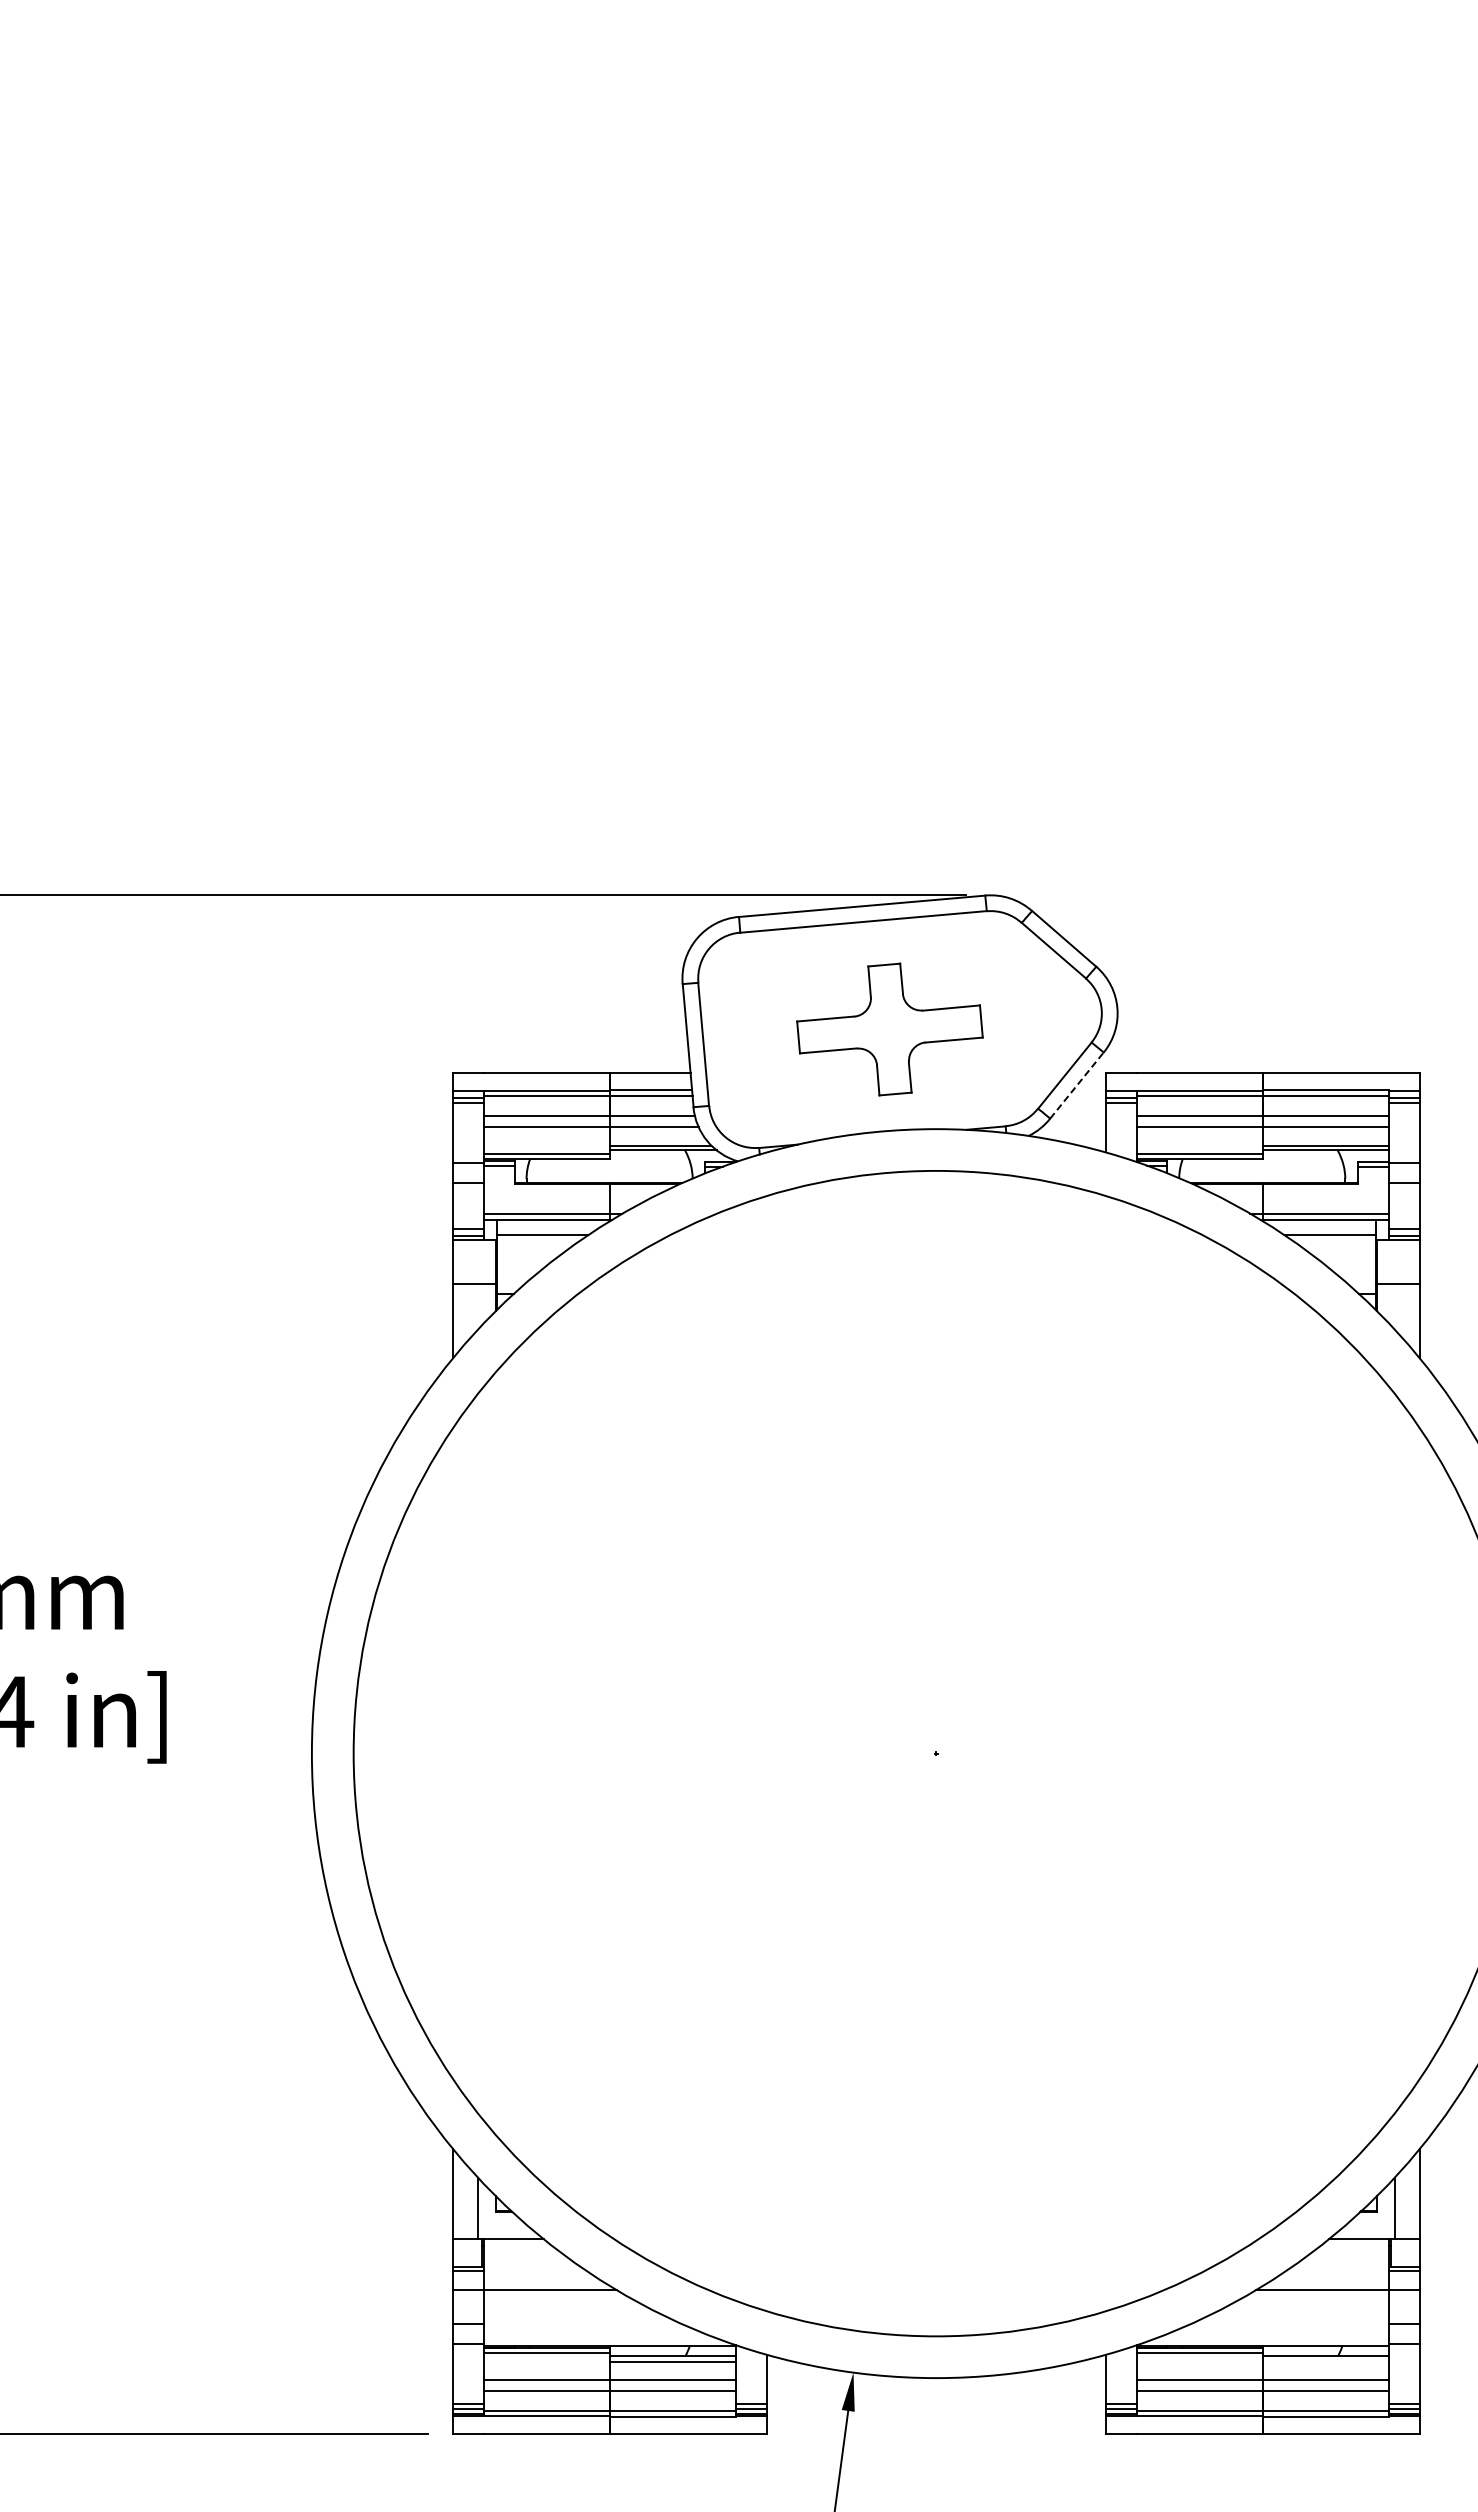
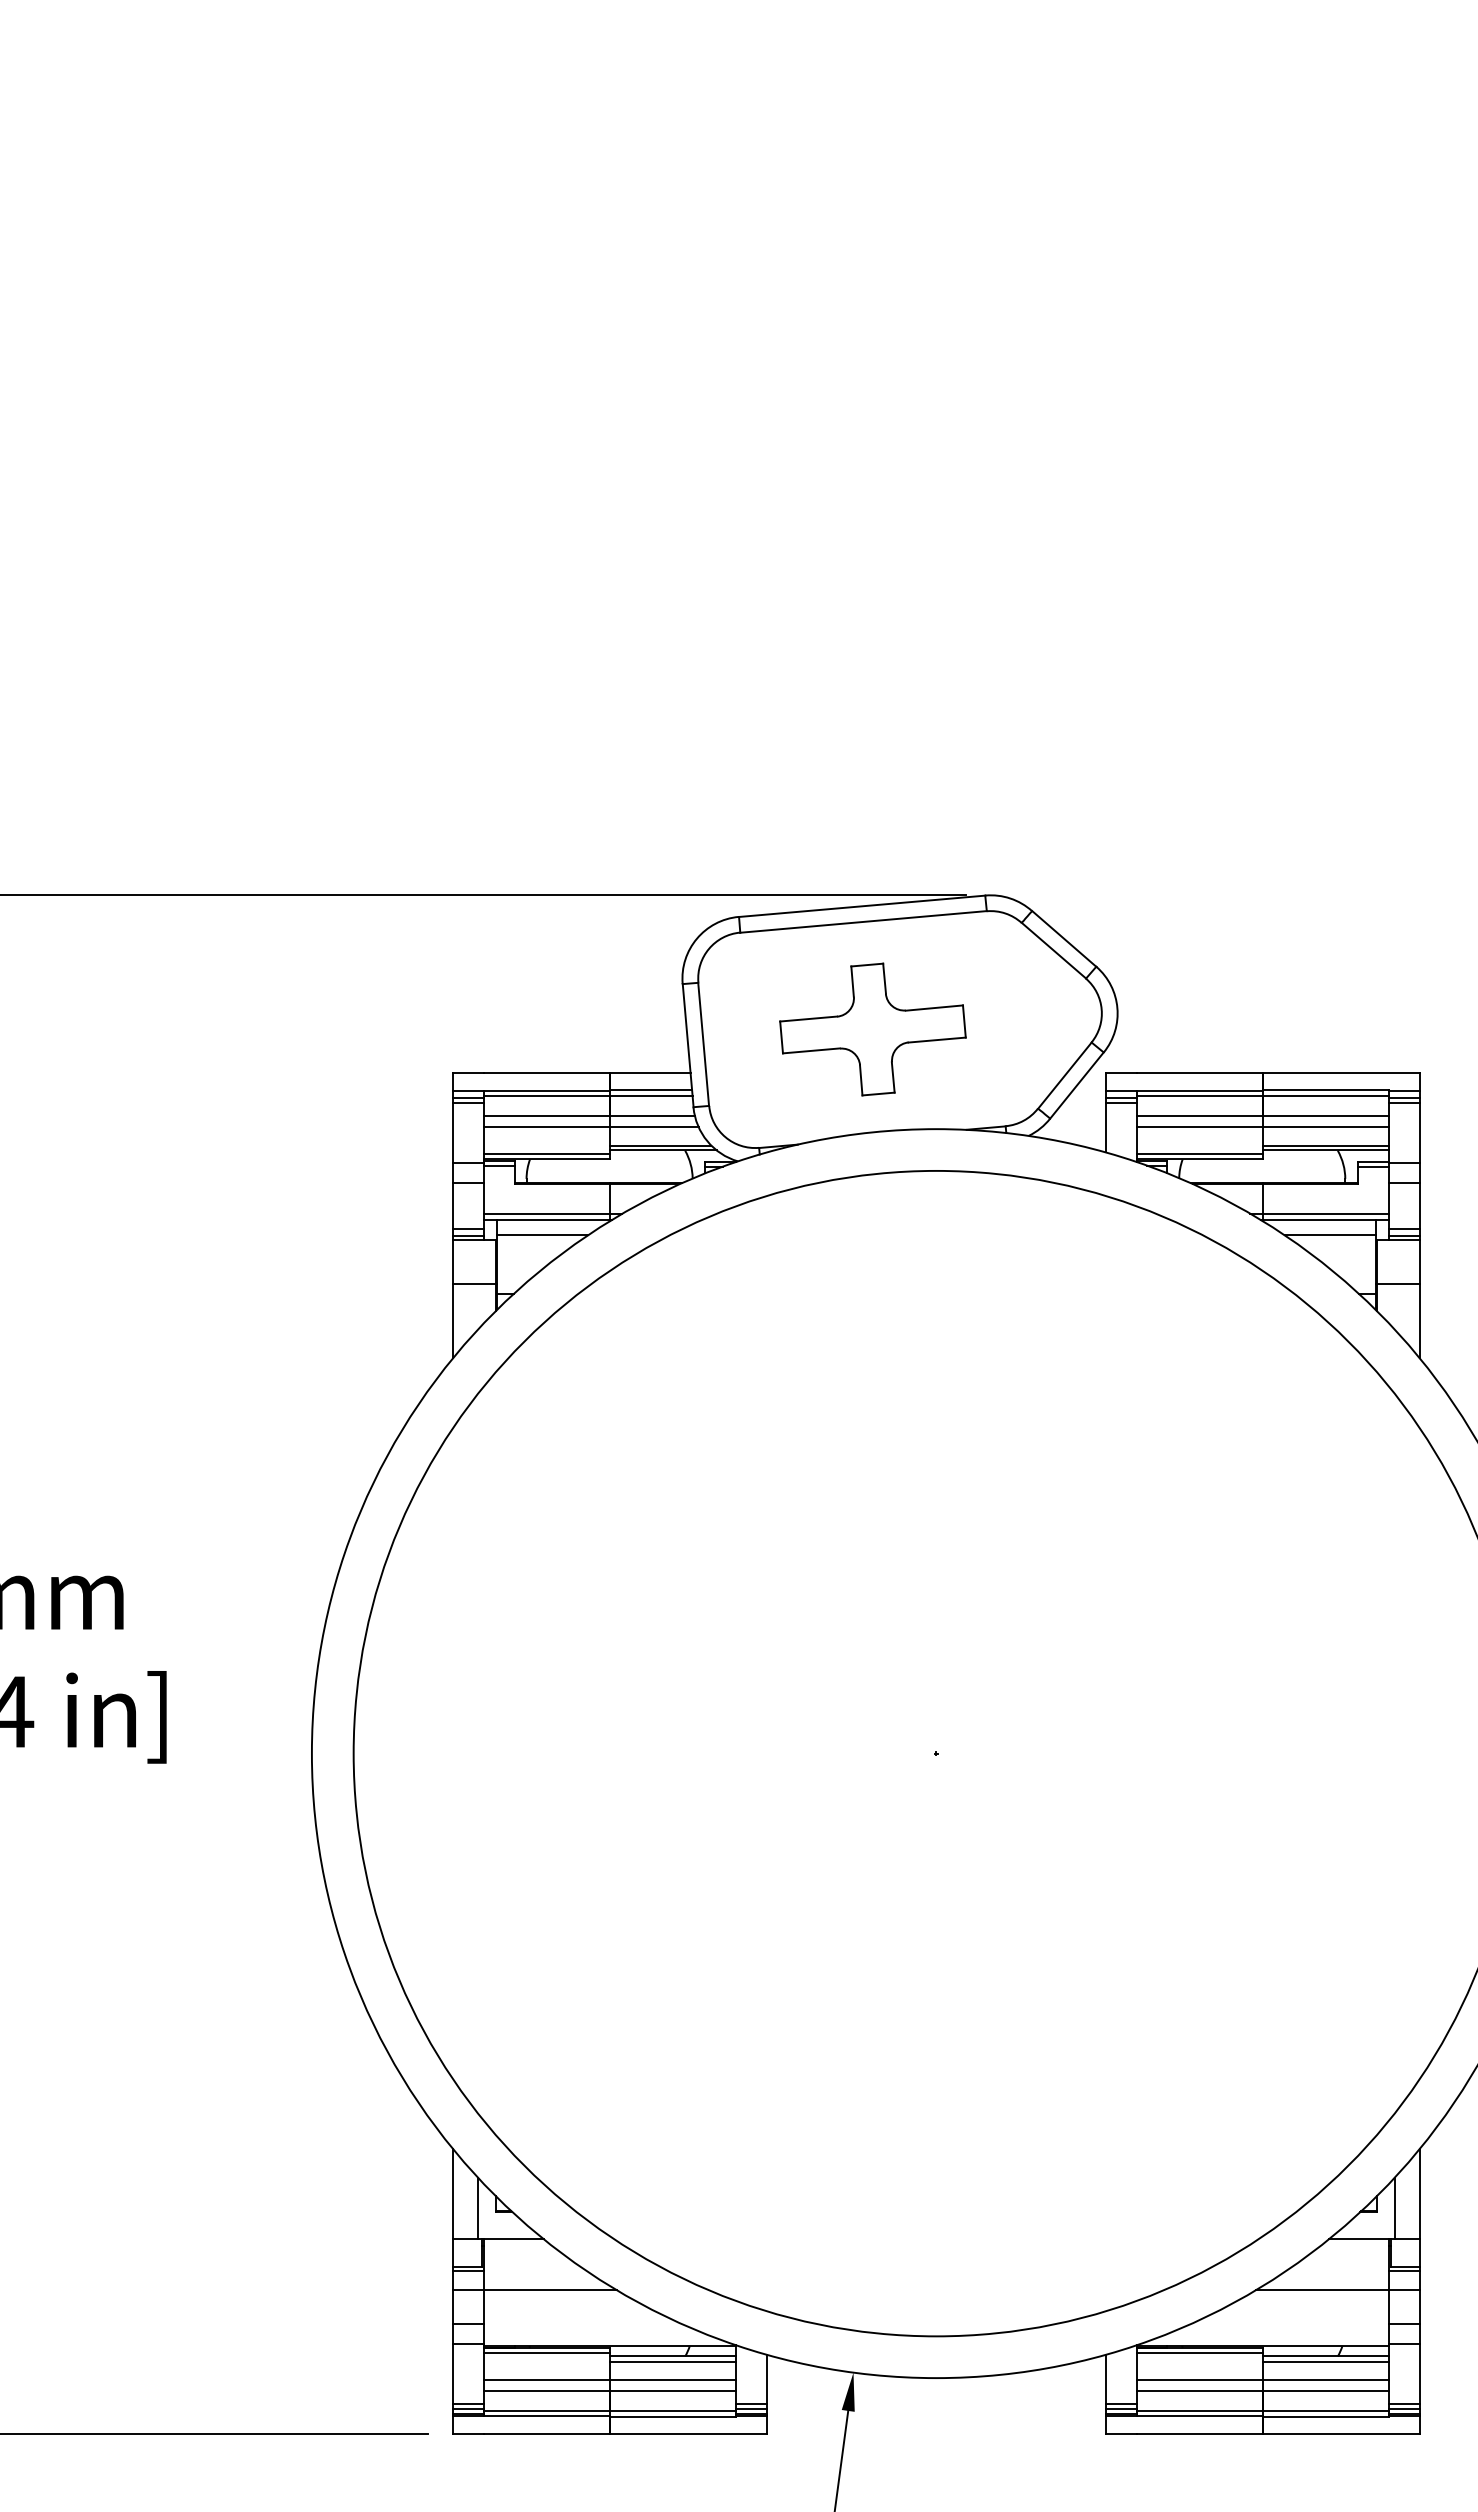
part position: (889, 1029) -> (872, 1029) (872, 1029)
line: dashed -> solid (1076, 1085)
line: none -> present (1325, 2361)
